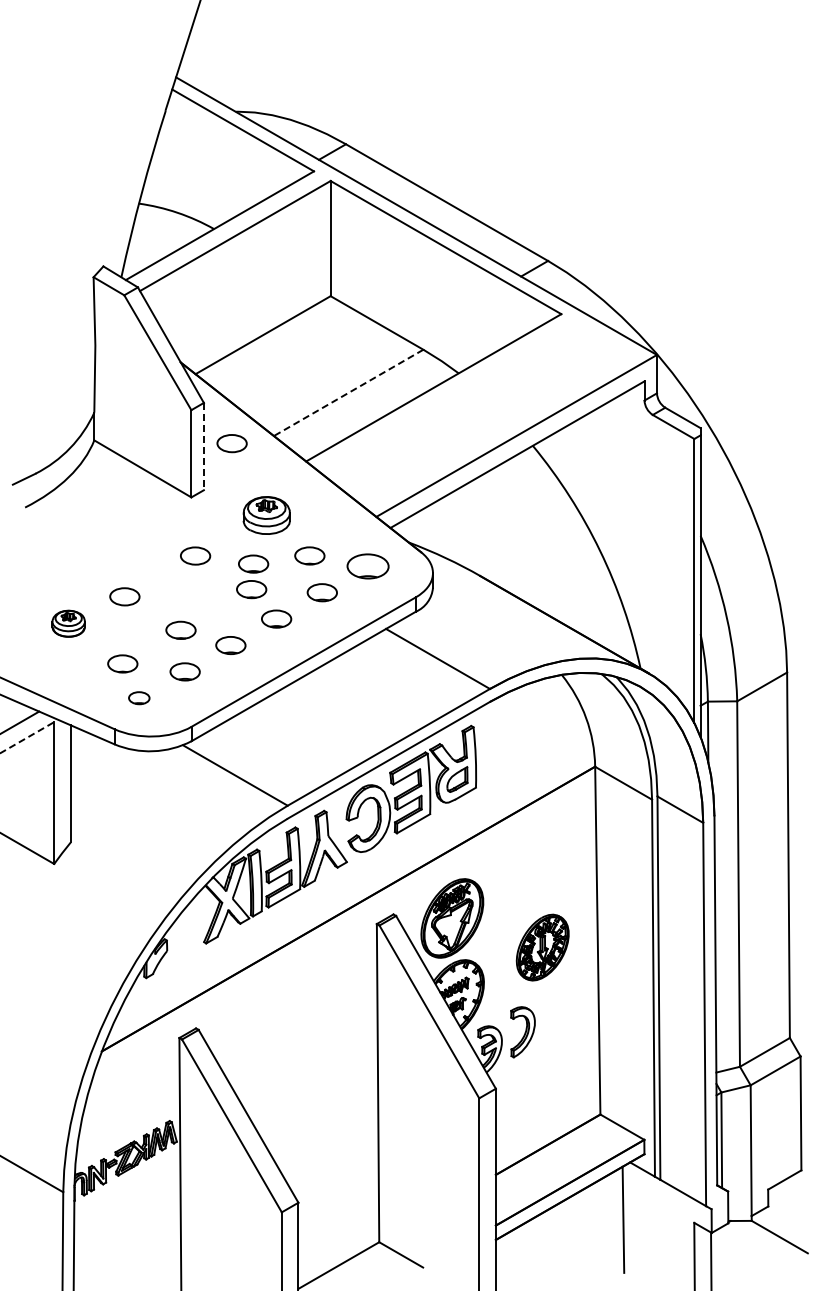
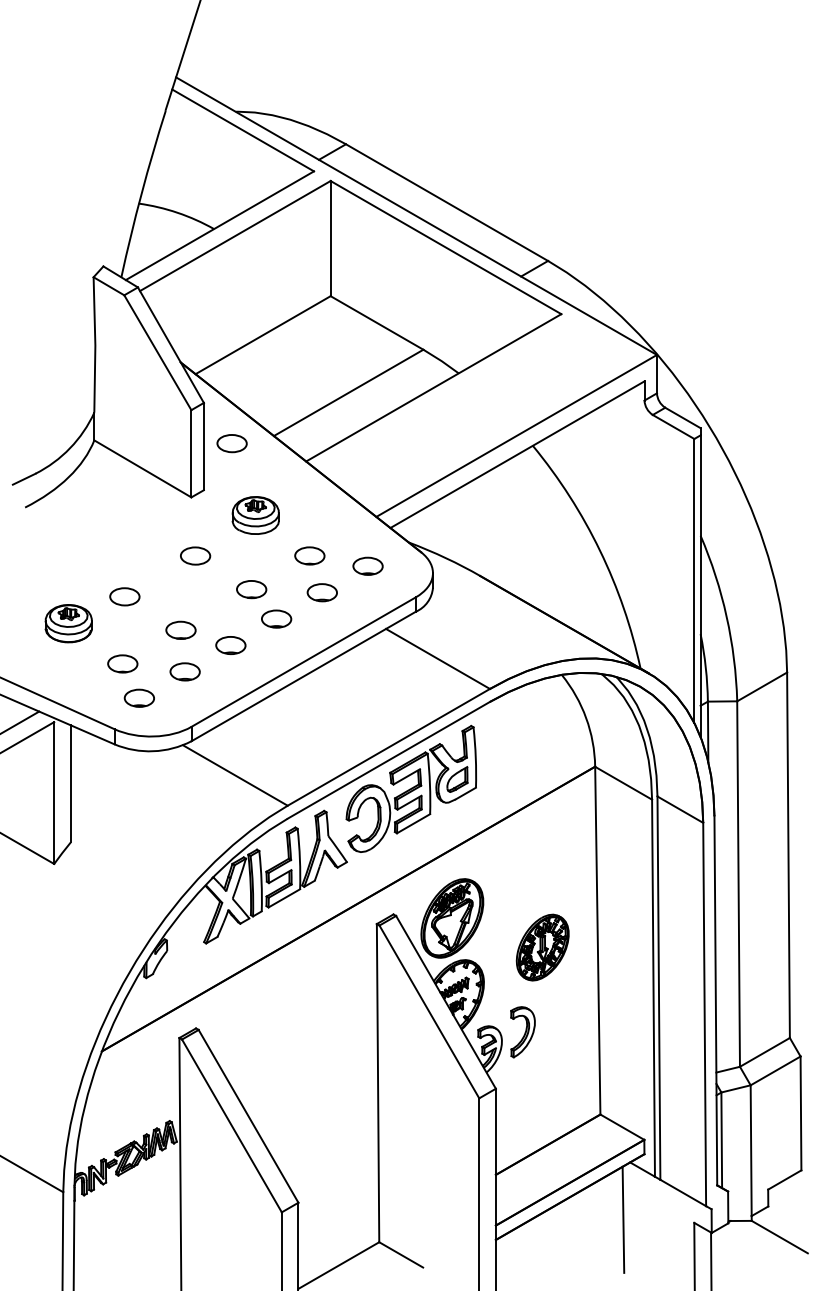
line: dashed -> solid (348, 393)
line: dashed -> solid (203, 446)
part position: (266, 515) -> (255, 515) (255, 515)
part: present -> none (253, 563)
part size: 44x27 px -> 32x20 px (367, 565)
part size: 35x29 px -> 49x40 px (68, 623)
part size: 23x15 px -> 32x20 px (138, 697)
line: dashed -> solid (27, 737)
